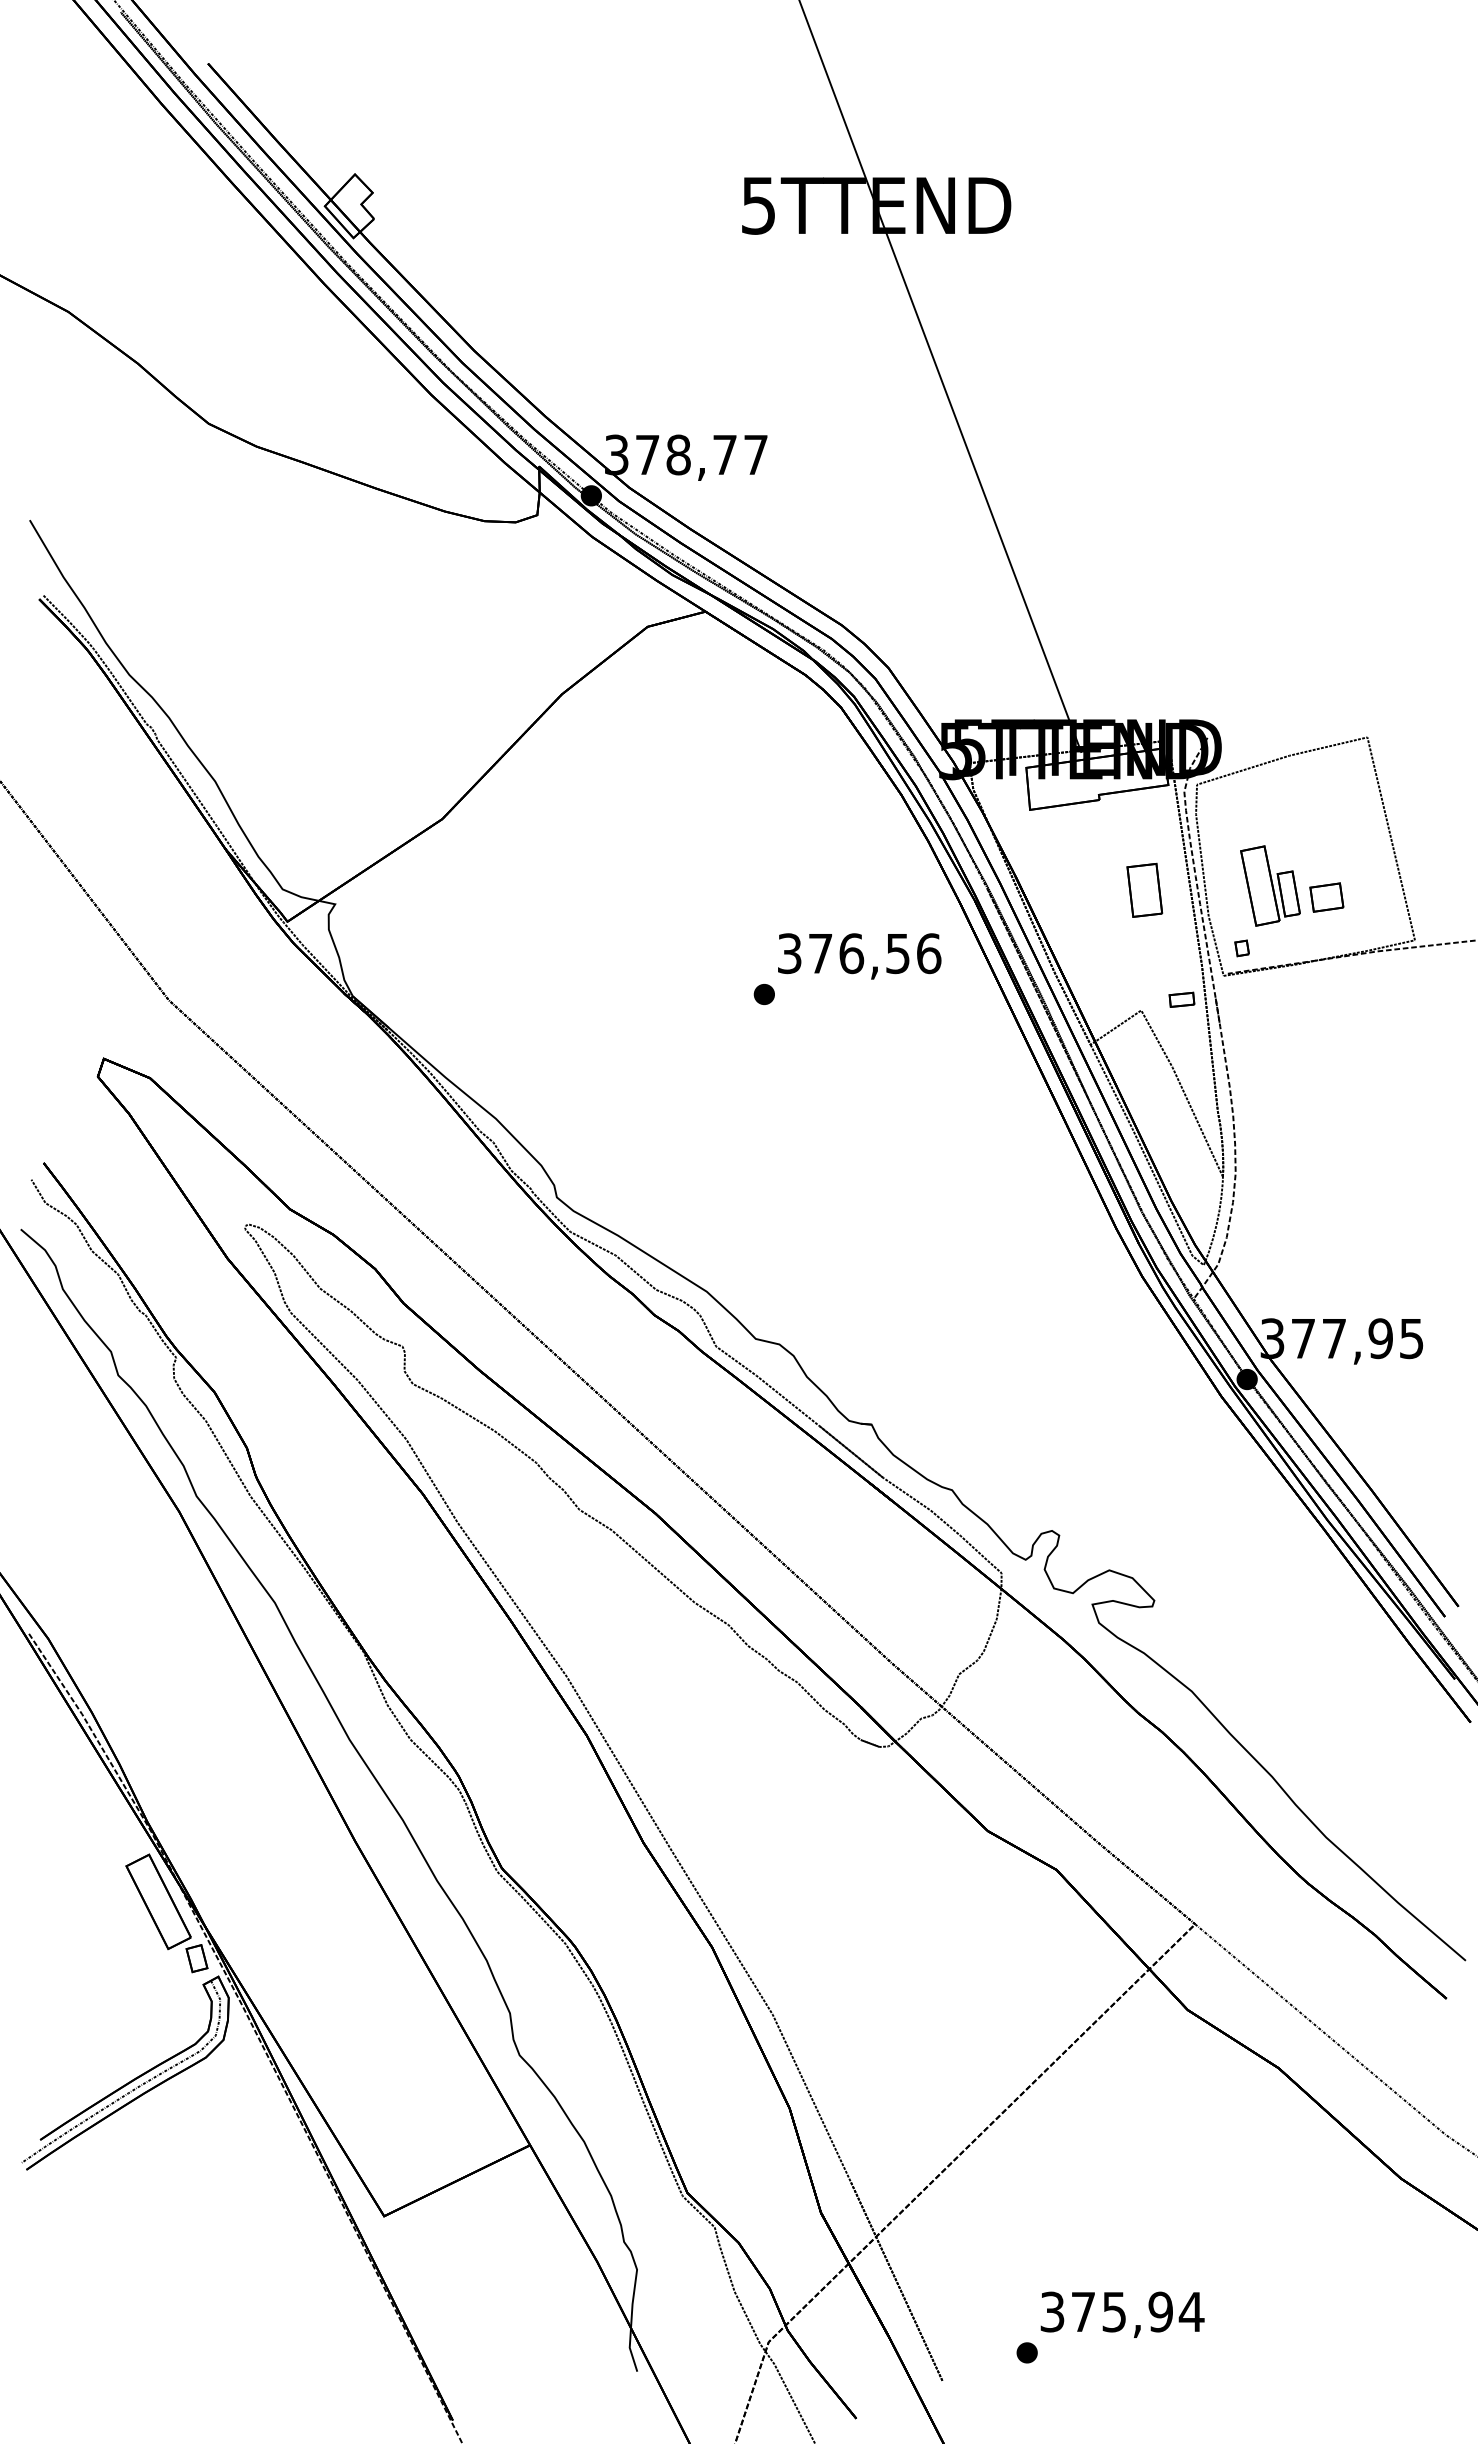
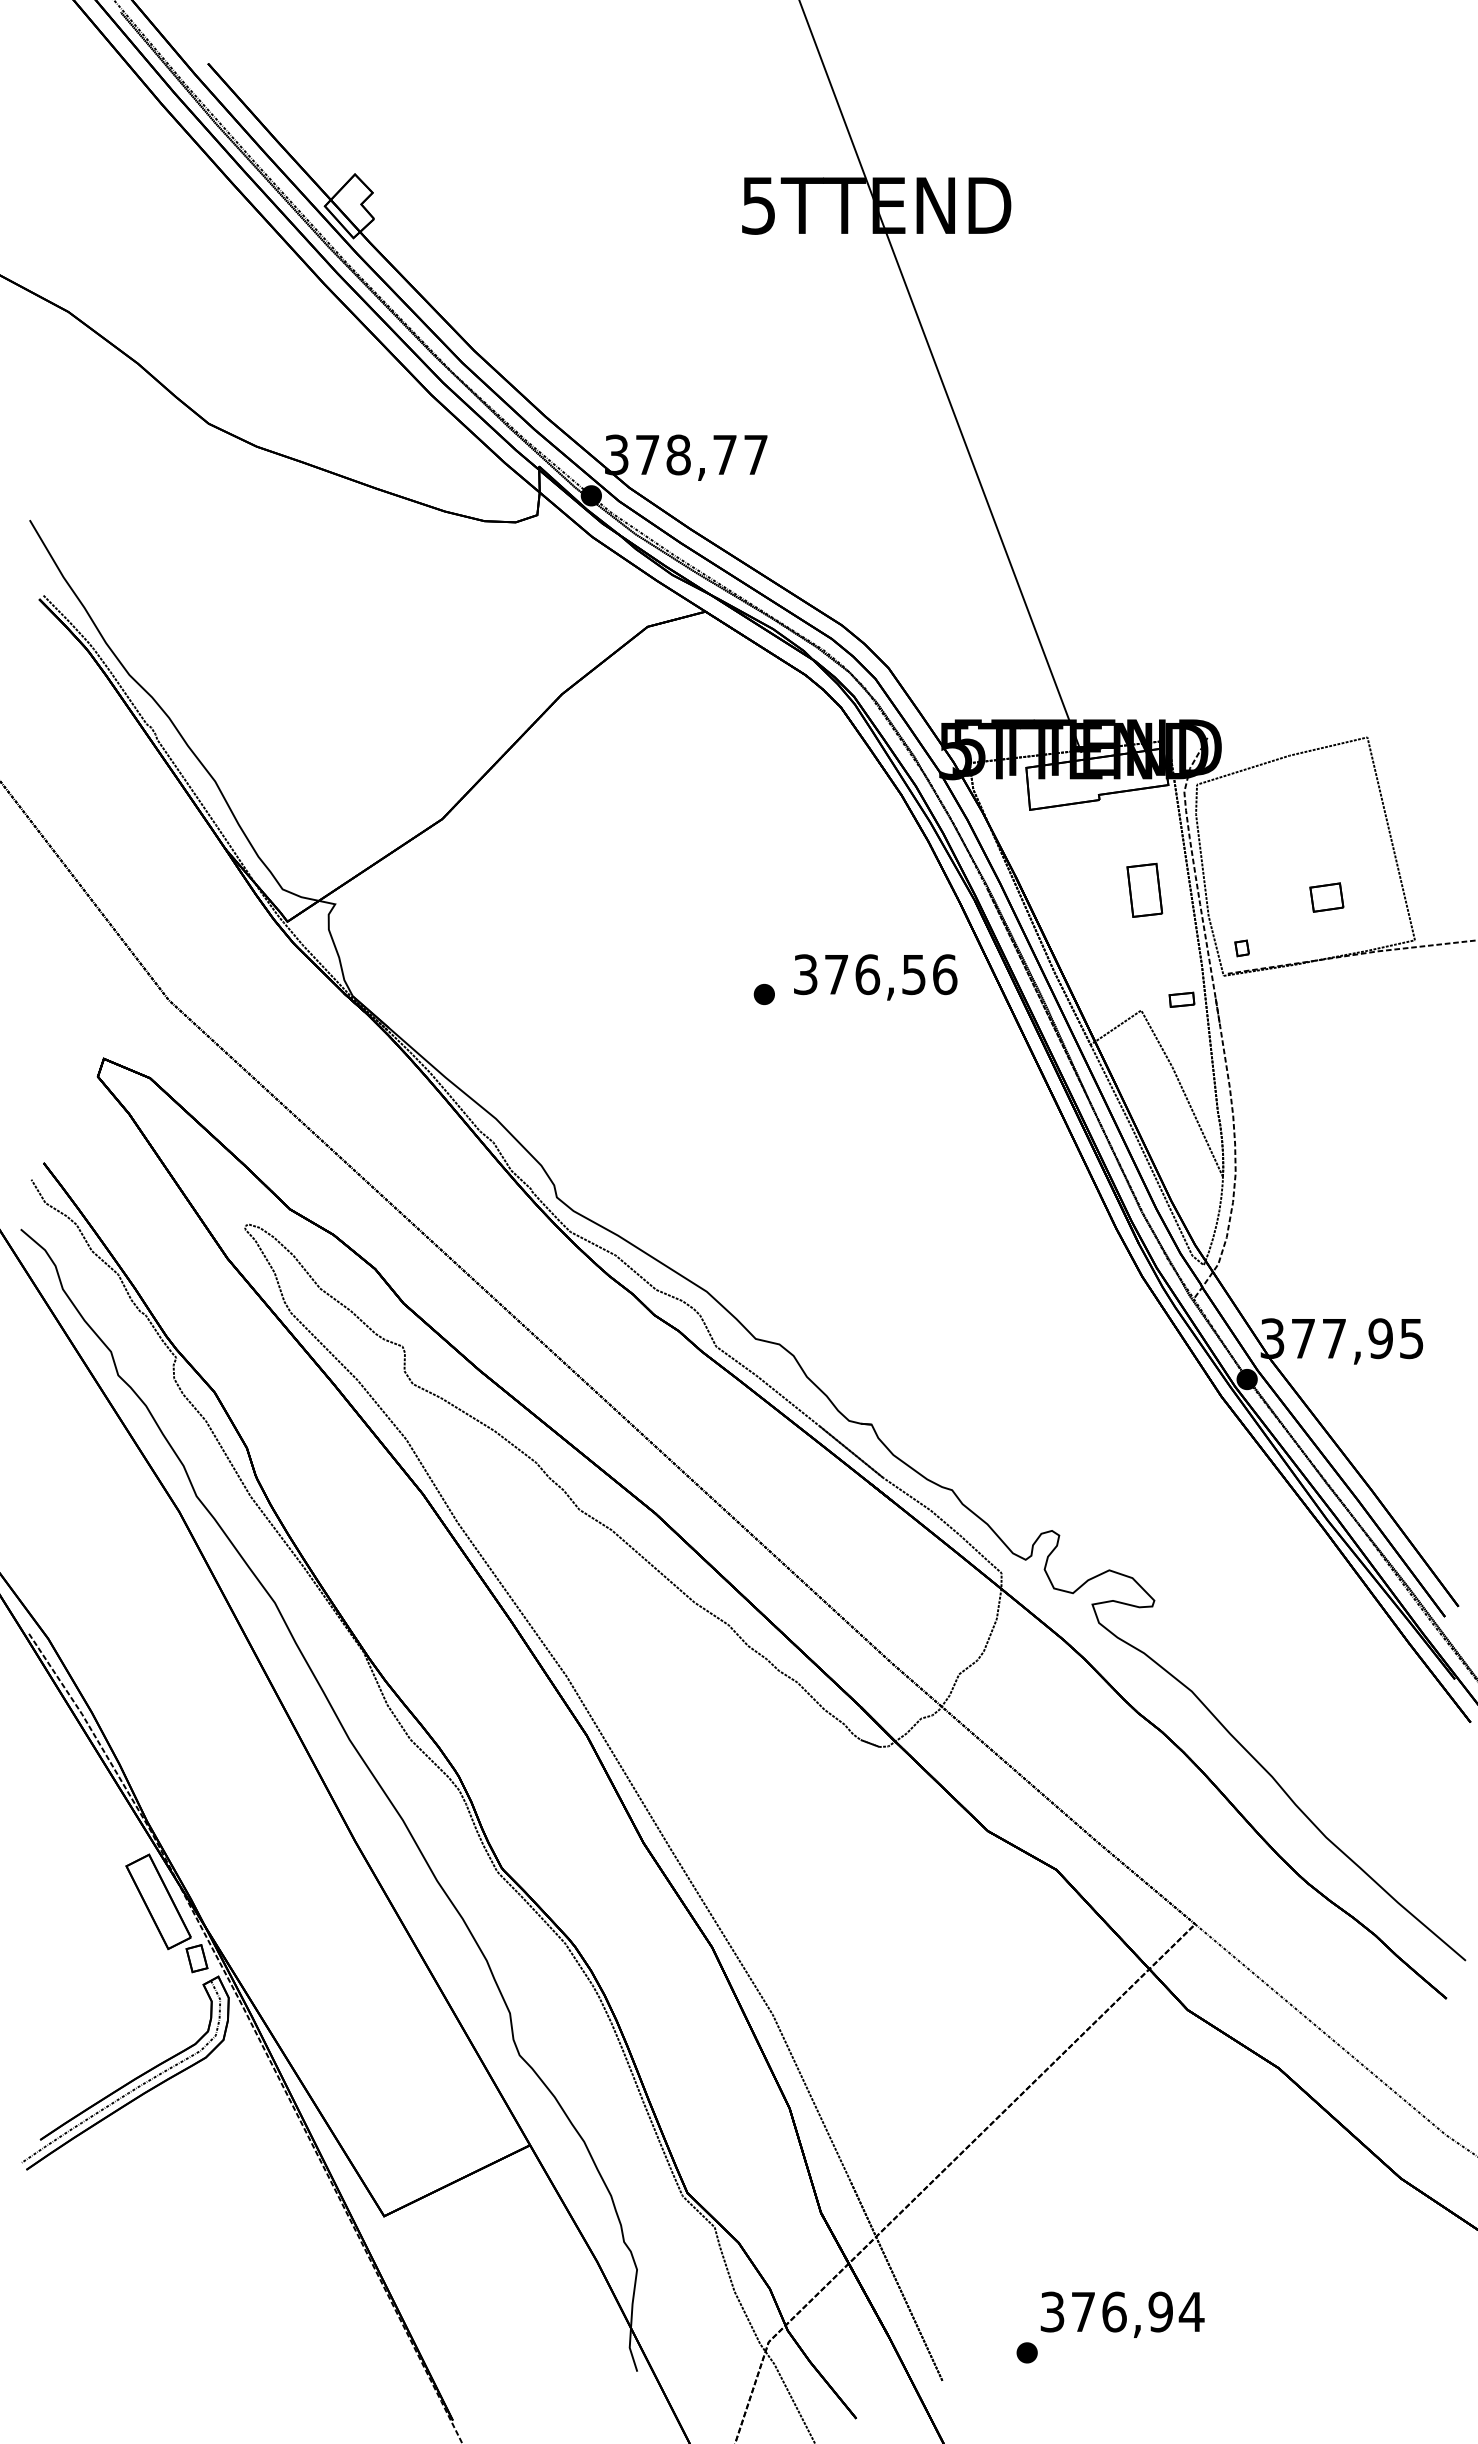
part: present -> none (1270, 885)
text position: (859, 956) -> (875, 977) (875, 977)
text: 375,94 -> 376,94 (1114, 2311)
